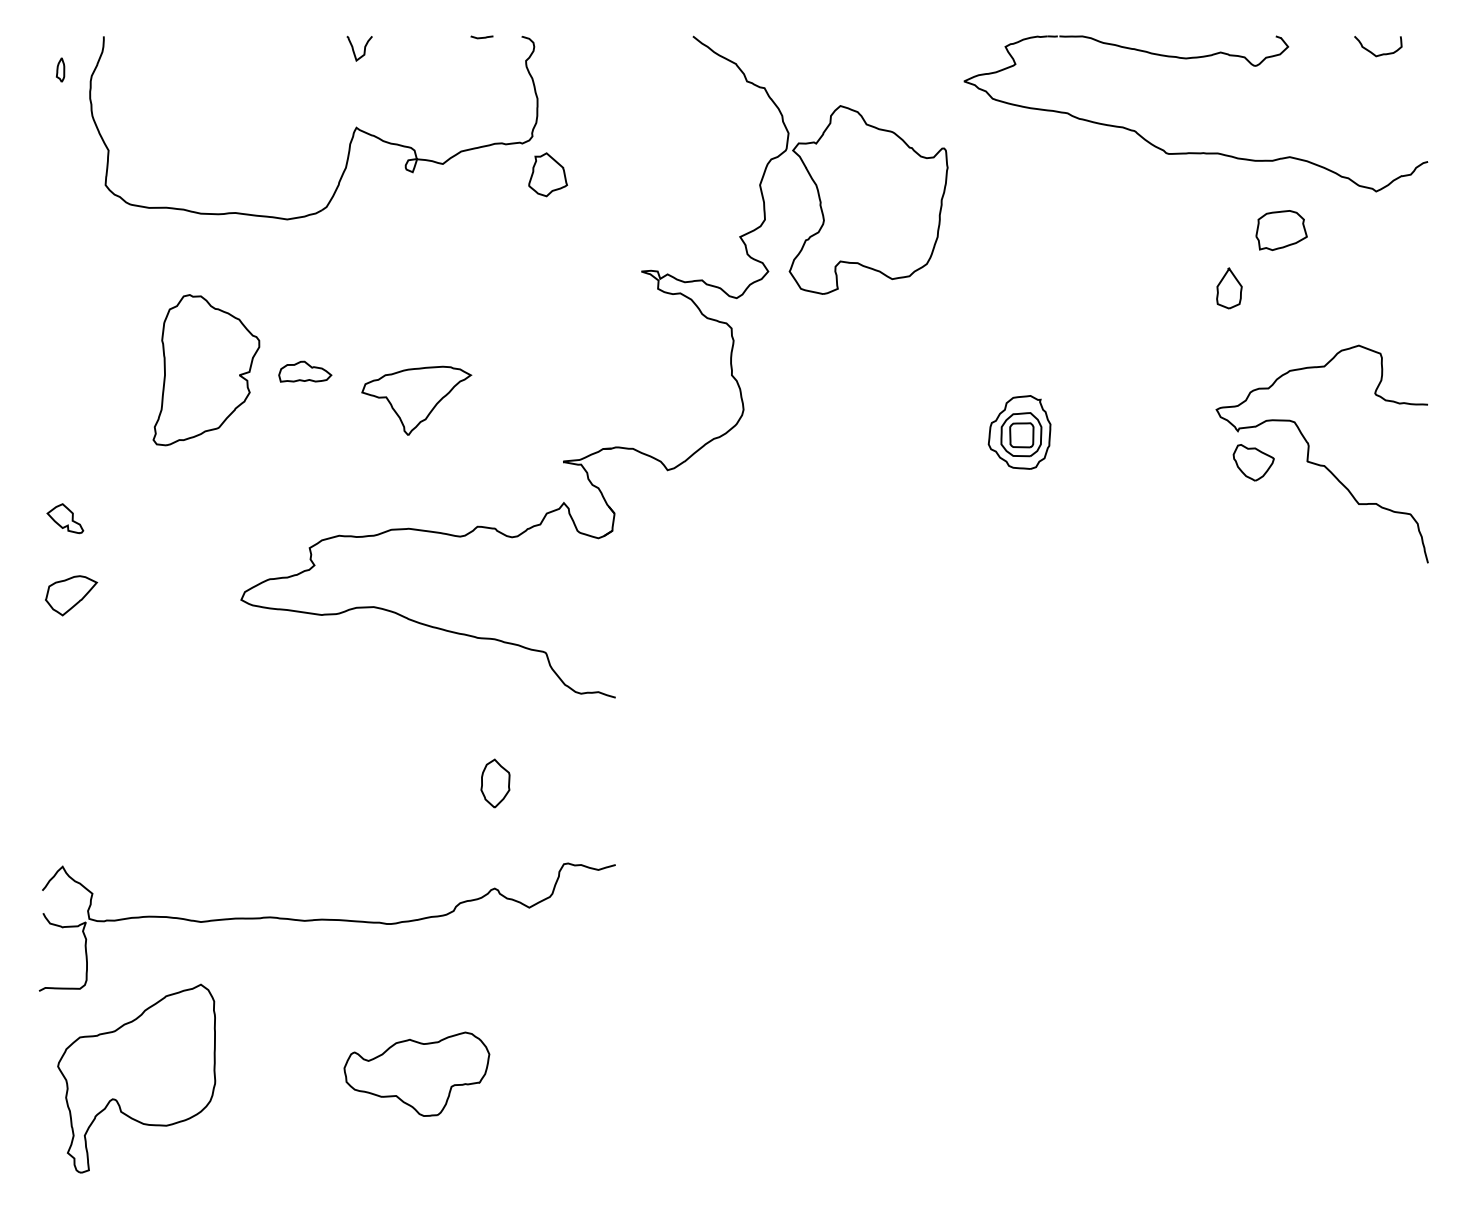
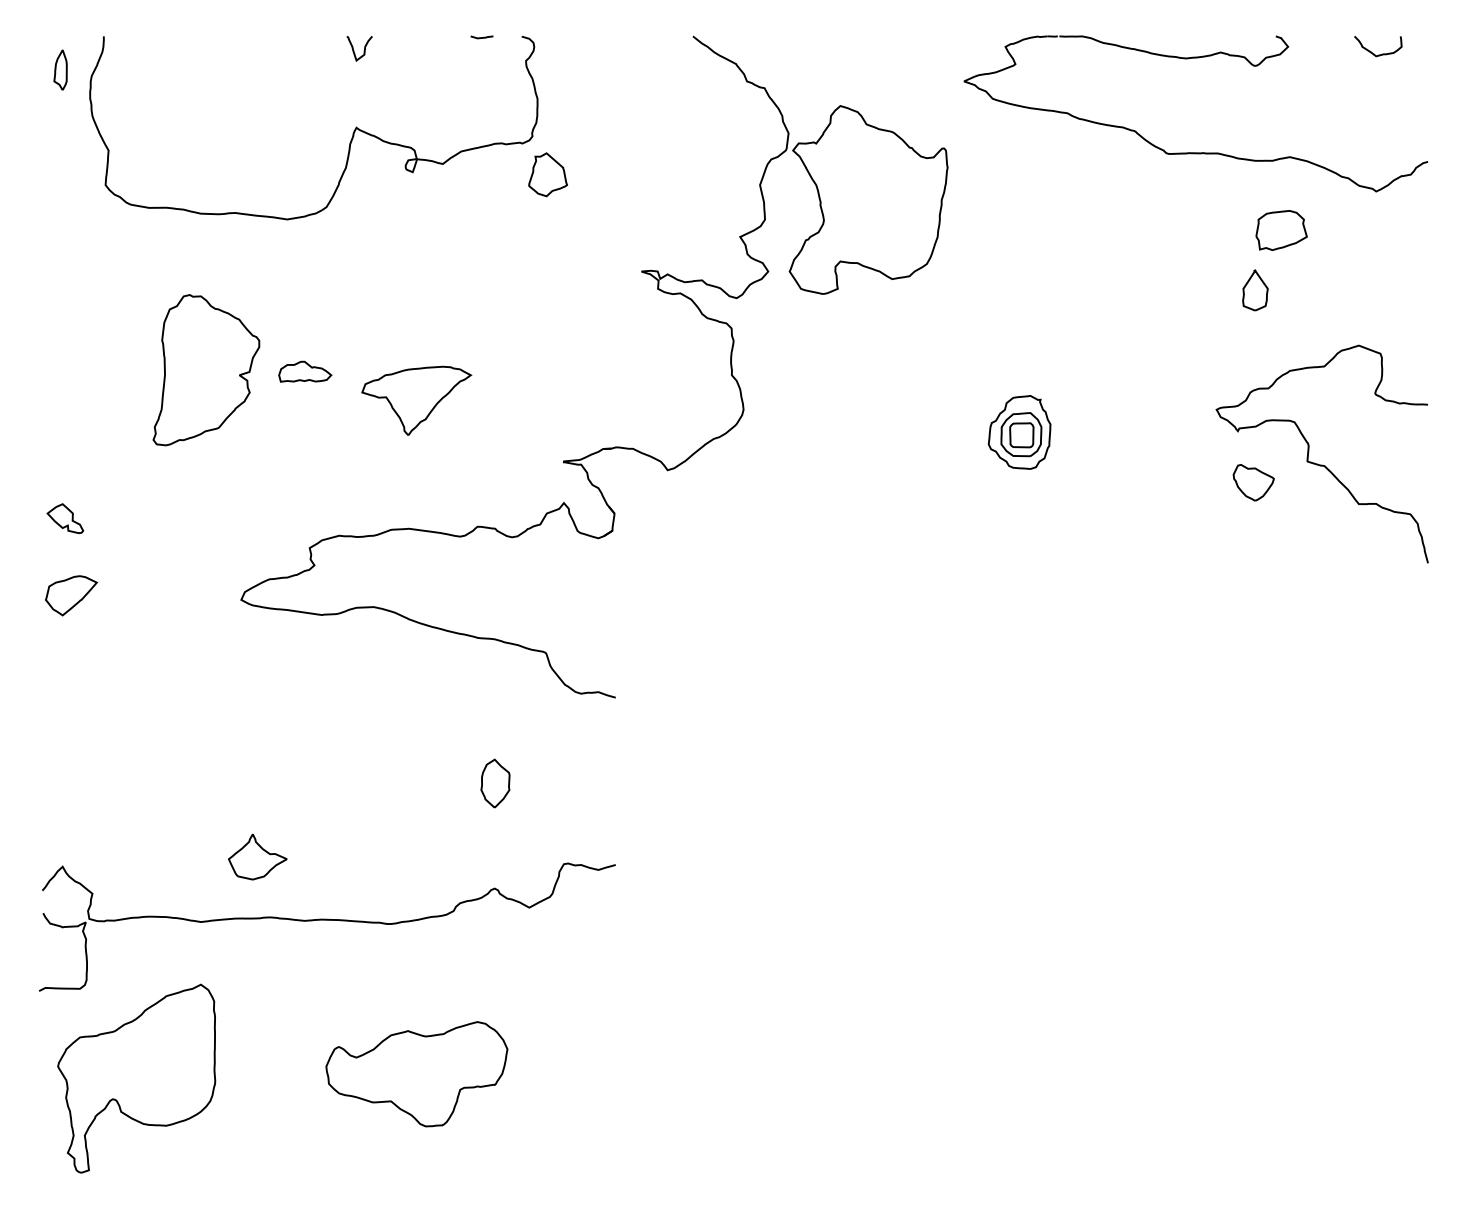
part size: 10x26 px -> 15x42 px (60, 69)
part position: (1229, 288) -> (1255, 290) (1255, 290)
part position: (1253, 462) -> (1253, 482) (1253, 482)
part: none -> present (257, 856)
part size: 148x86 px -> 184x107 px (416, 1074)
